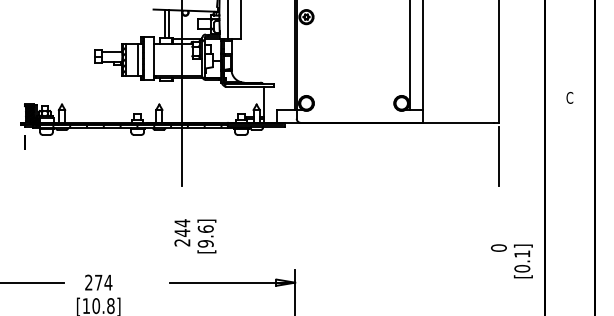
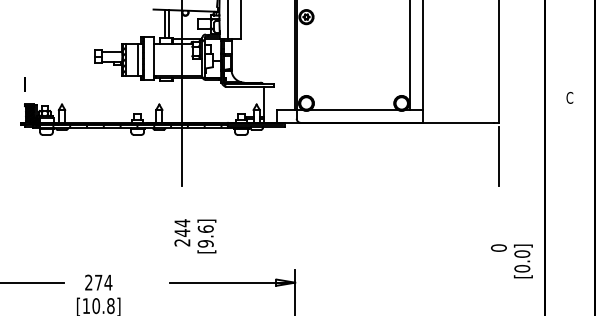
line: none -> present (353, 109)
line position: (24, 142) -> (24, 84) (24, 84)
text: [0.1] -> [0.0] (522, 253)
